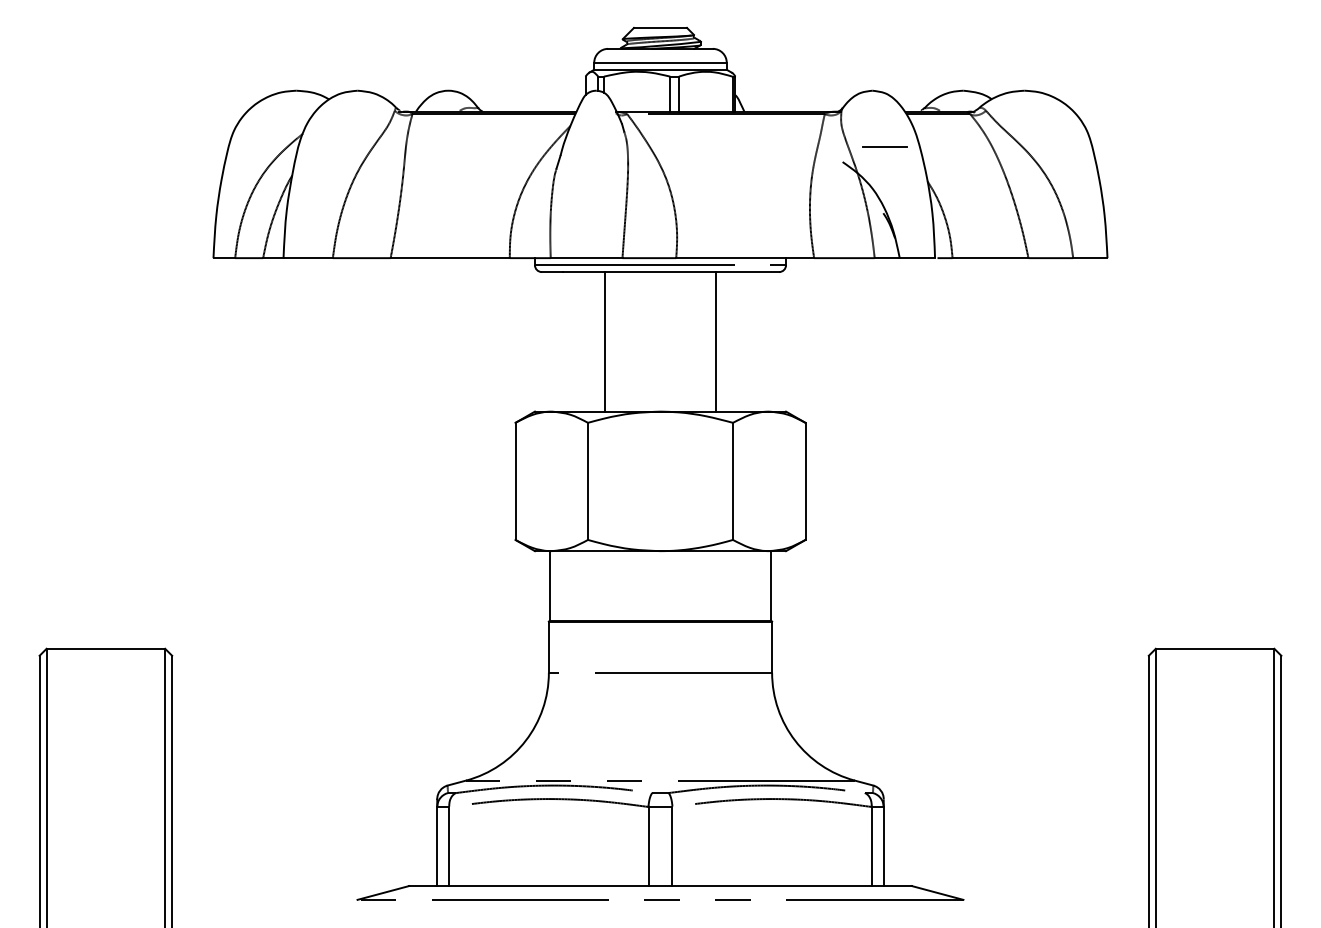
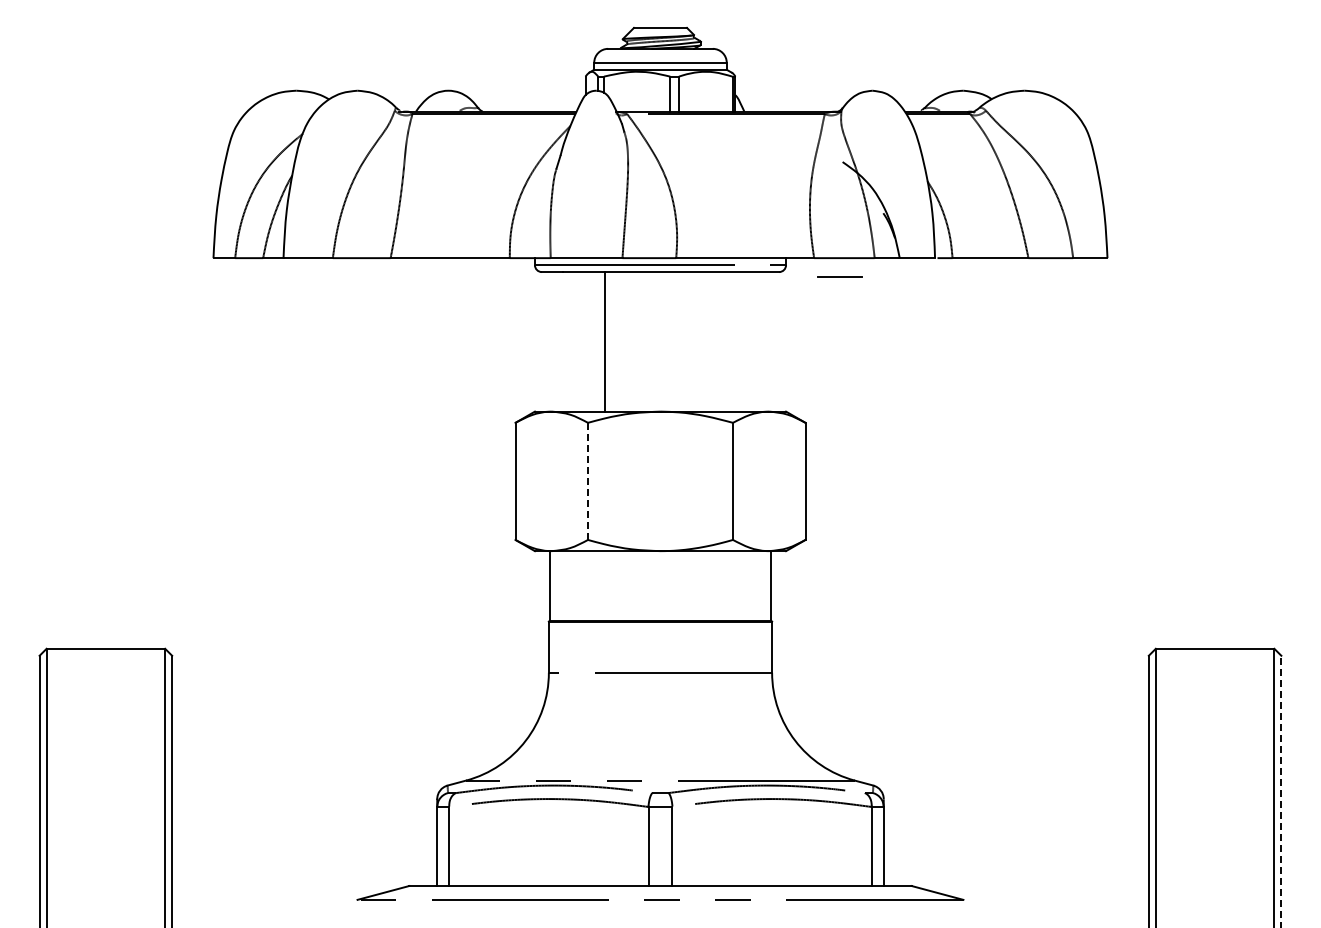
line position: (884, 146) -> (839, 276) (839, 276)
line: present -> none (716, 341)
line: solid -> dashed (588, 481)
line: solid -> dashed (1281, 791)
